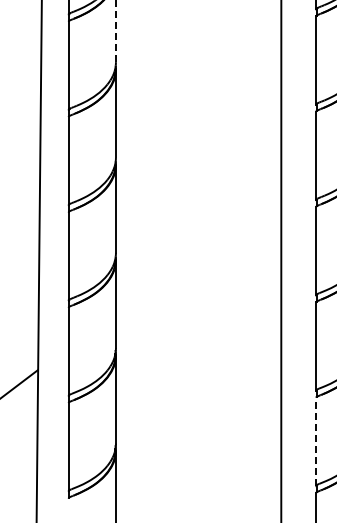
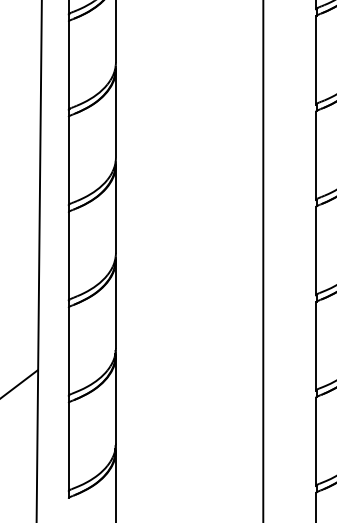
line: dashed -> solid (115, 31)
line position: (281, 260) -> (263, 260) (263, 260)
line: dashed -> solid (316, 441)
